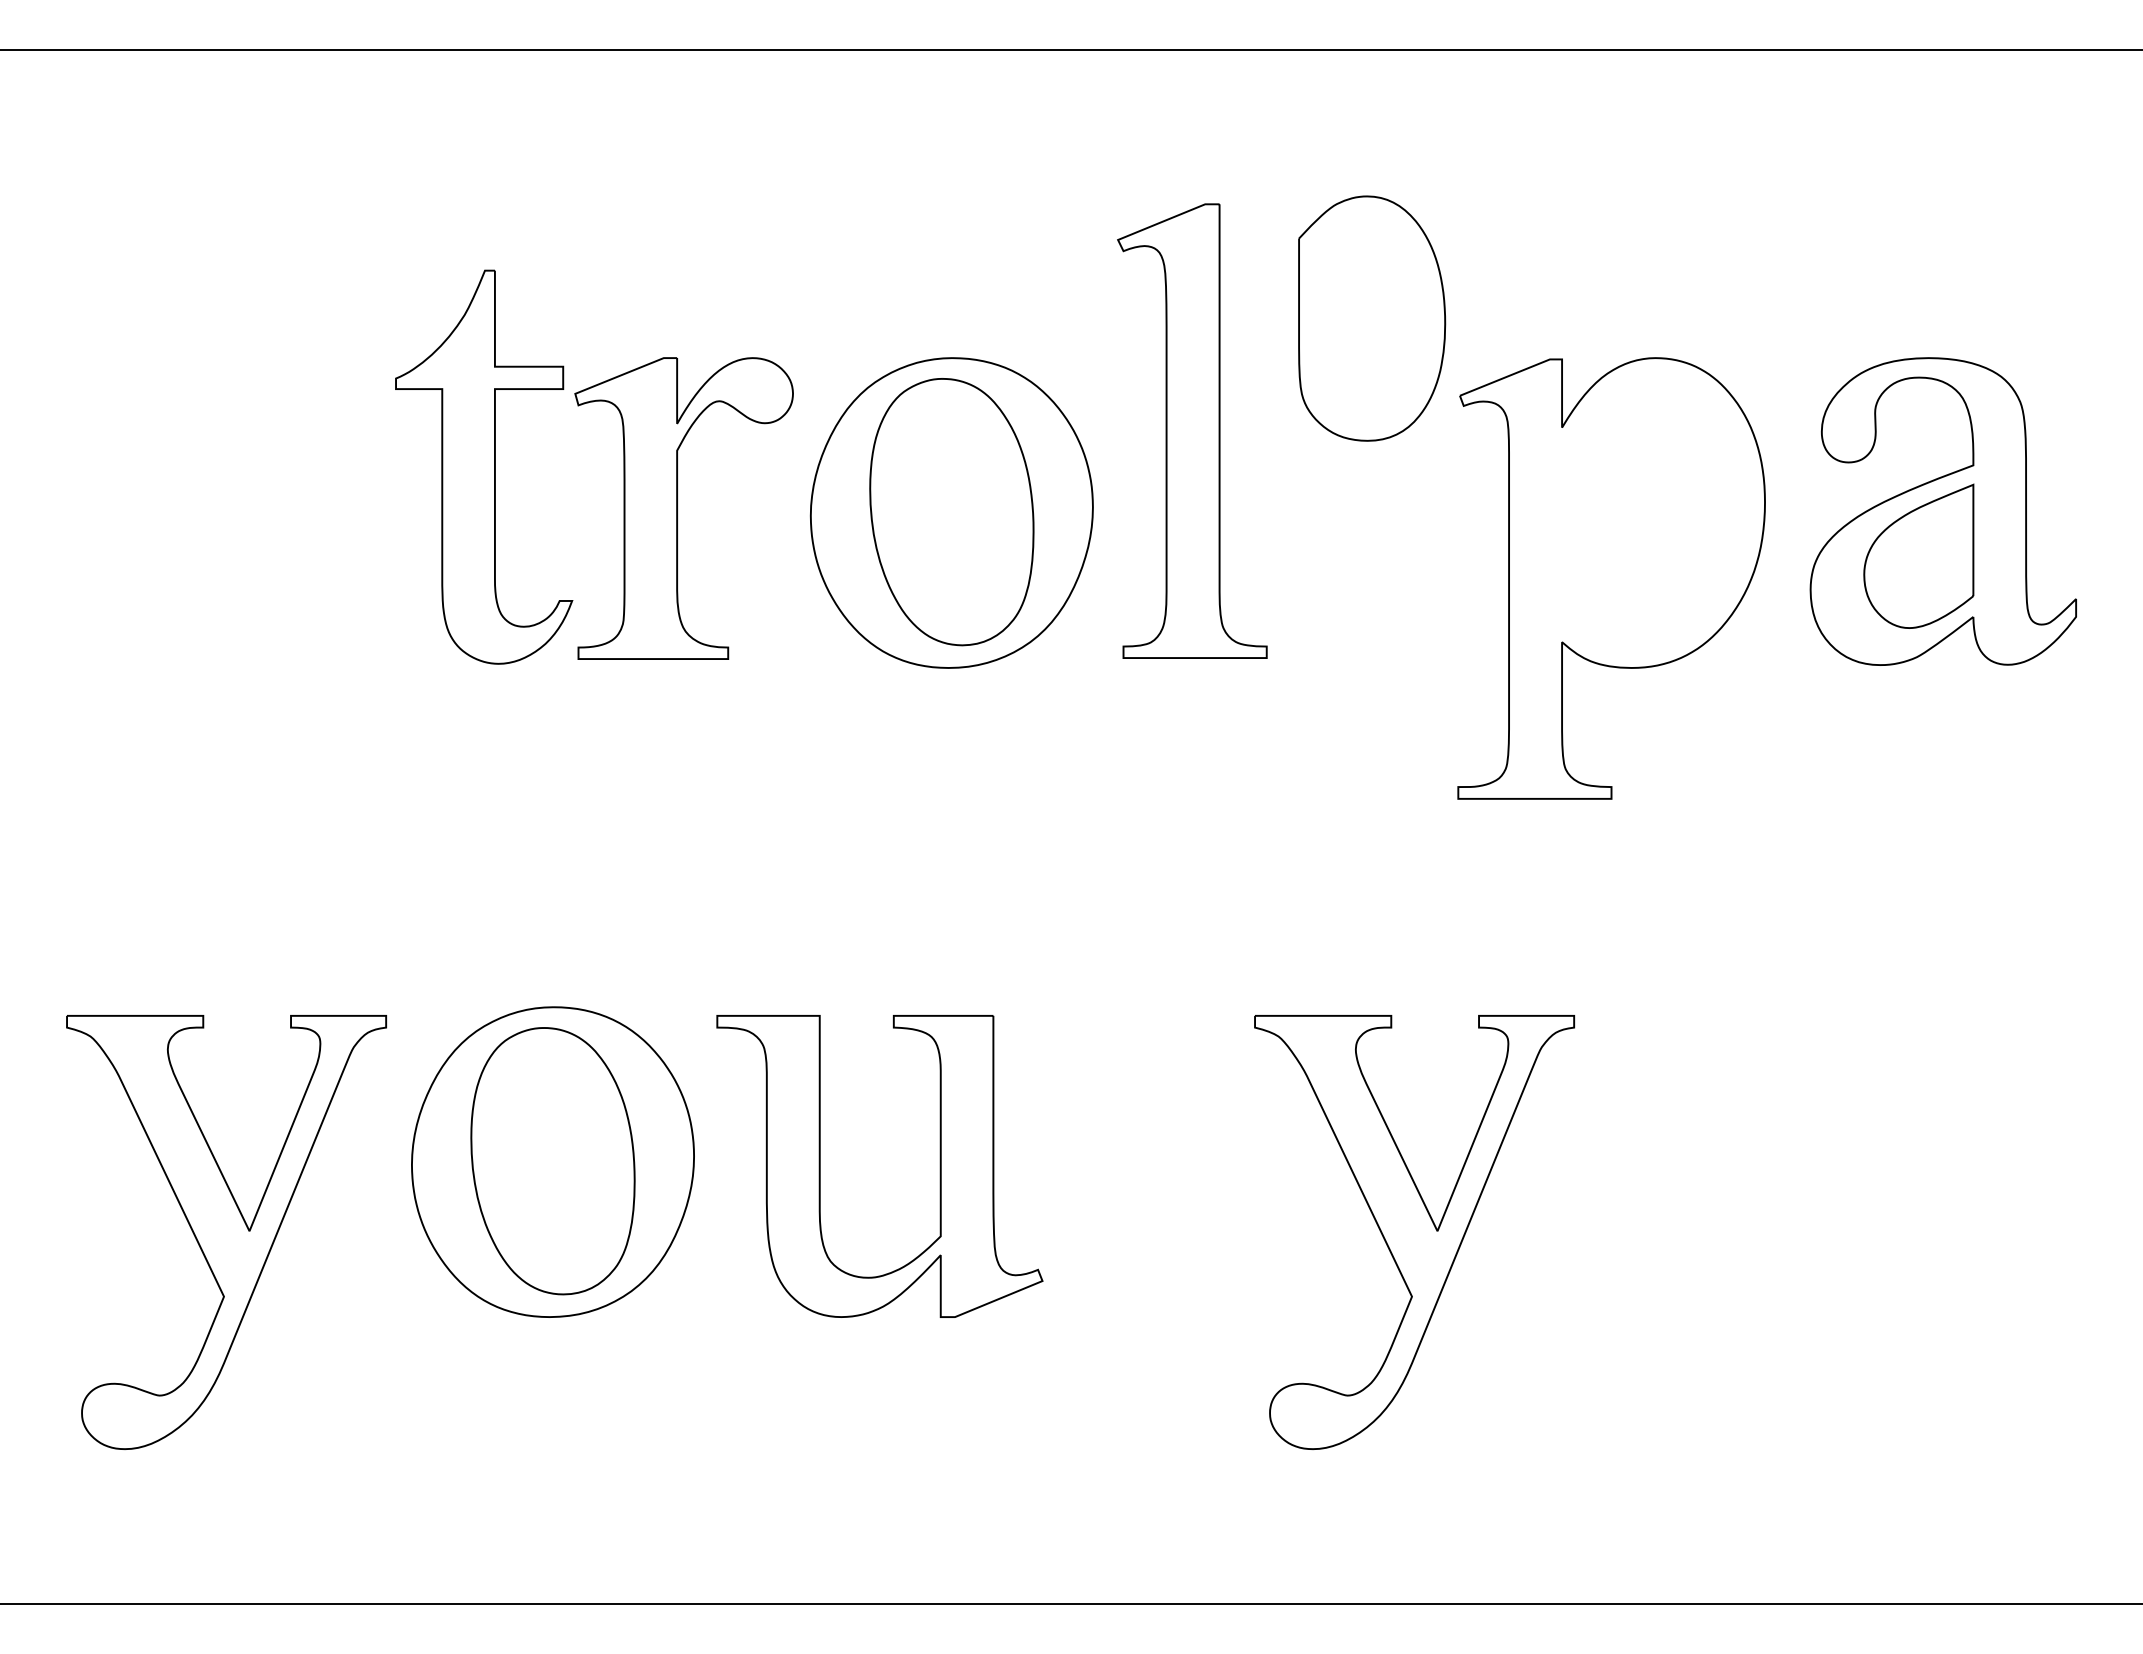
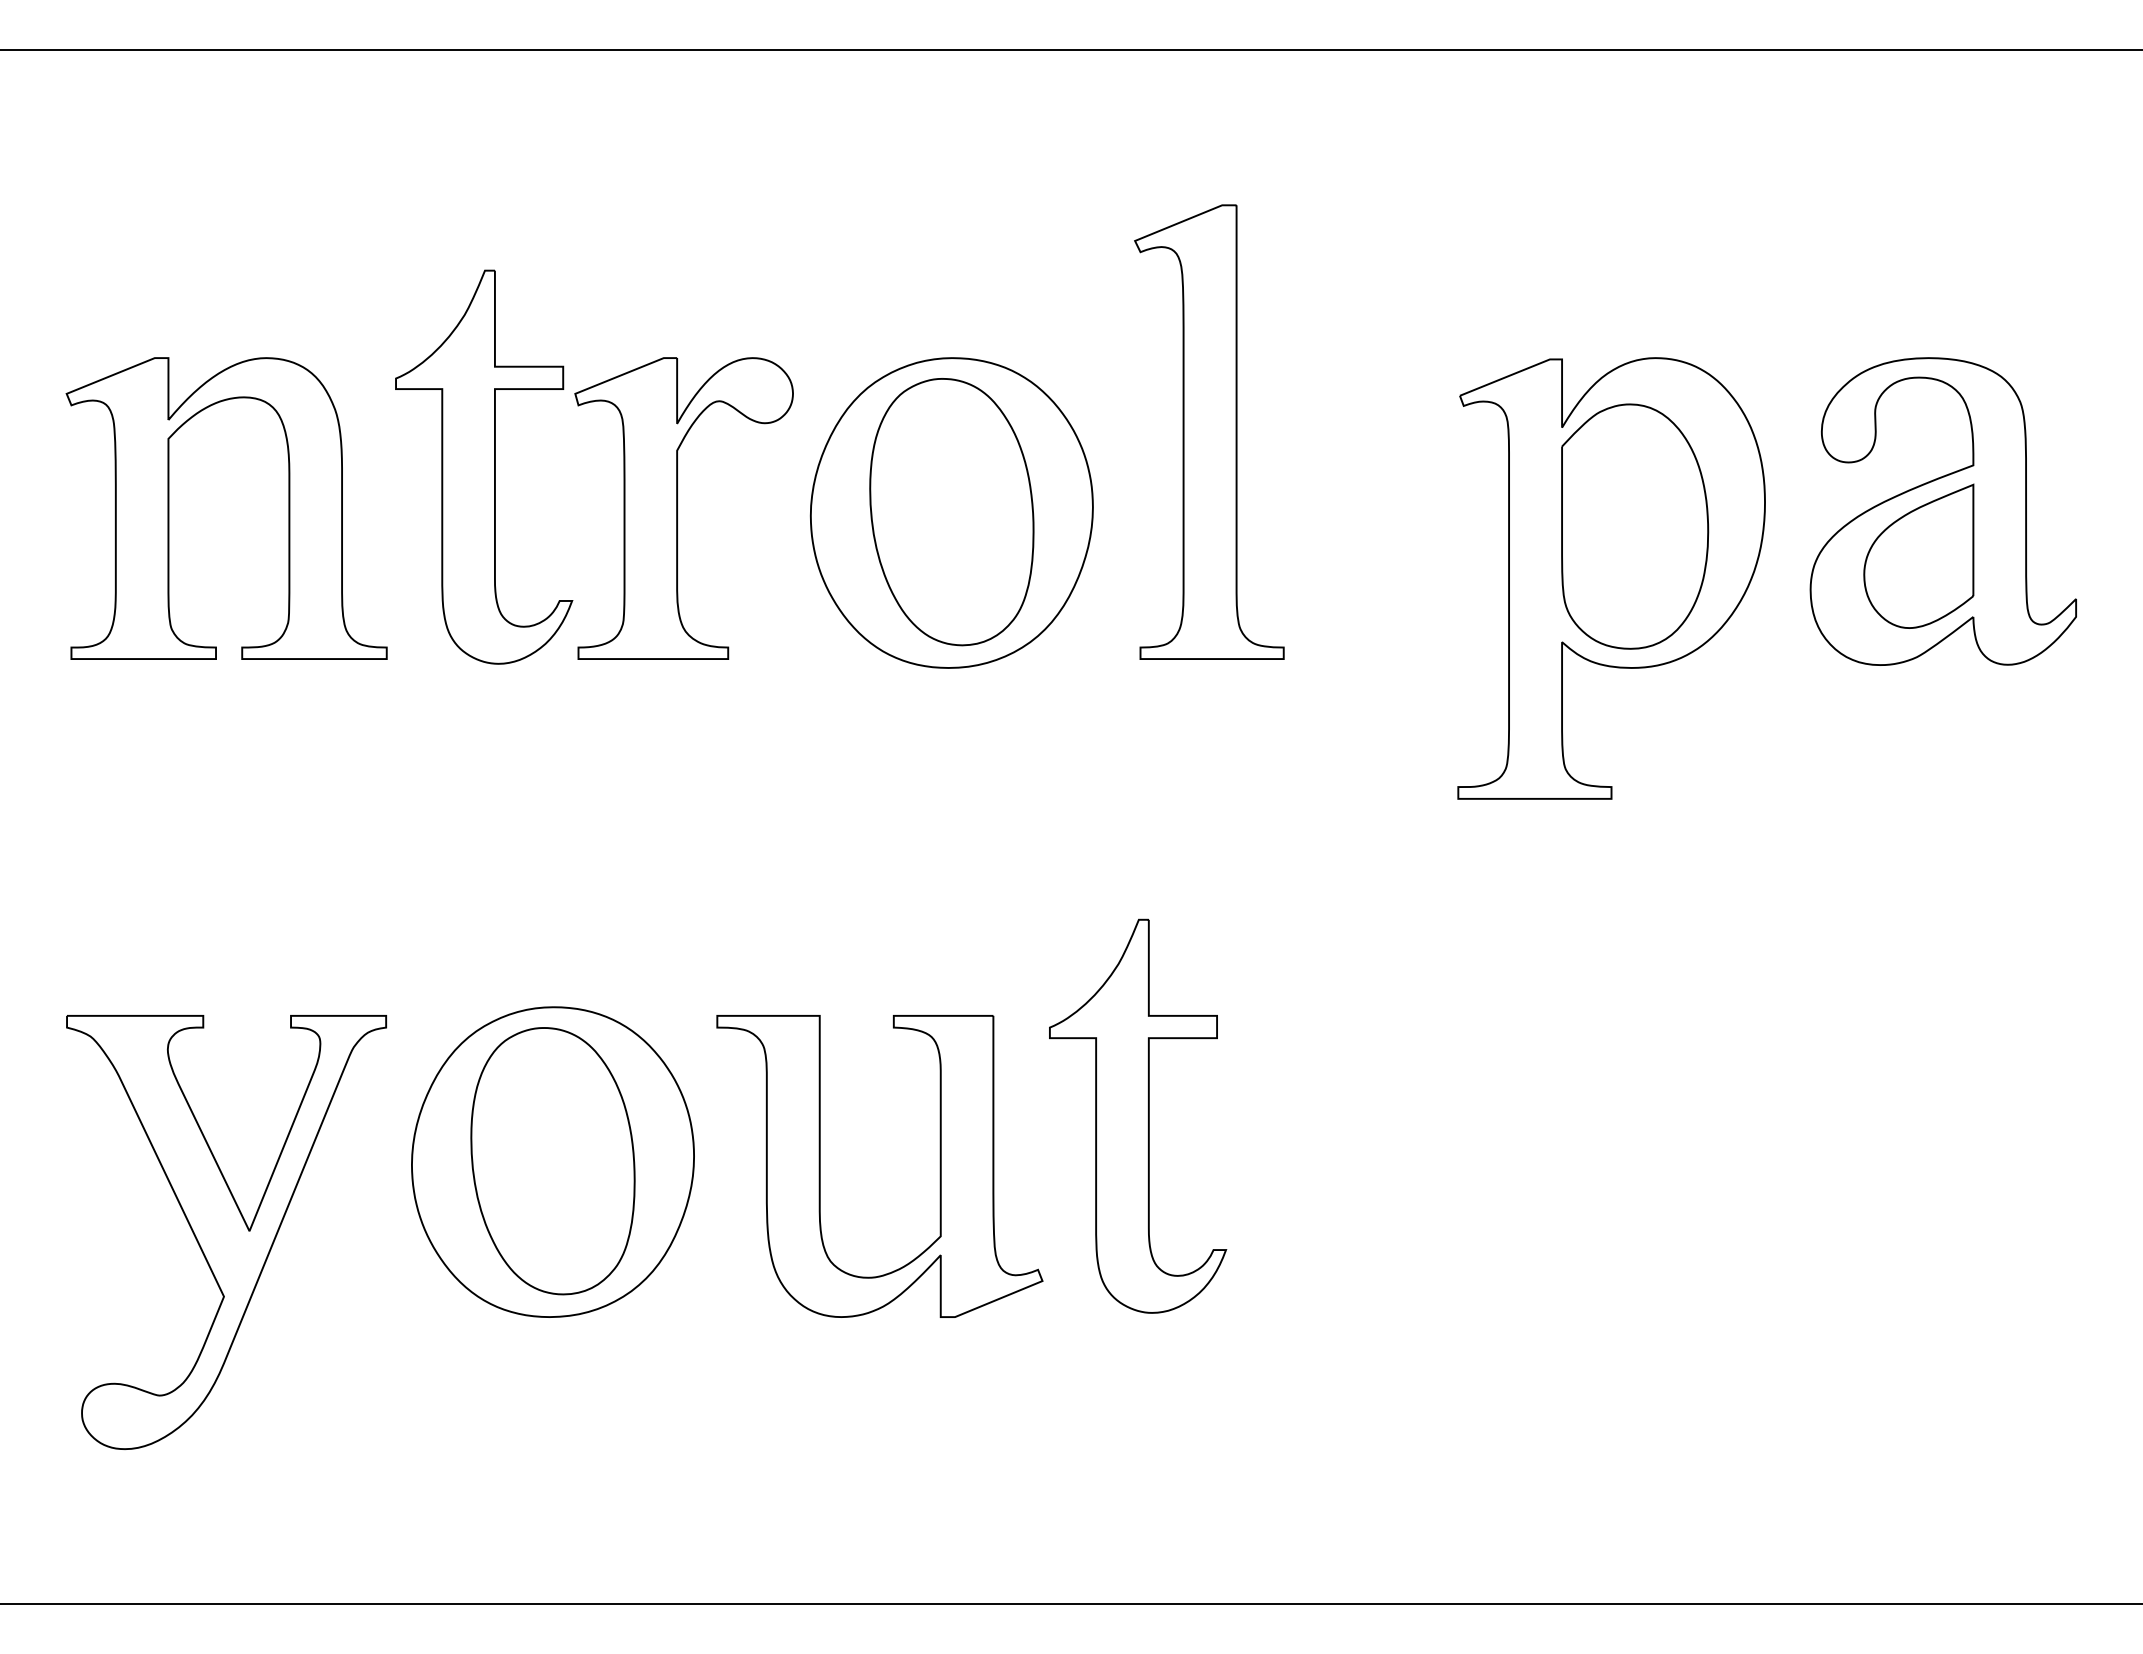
part position: (1372, 318) -> (1635, 526) (1635, 526)
part position: (1192, 430) -> (1209, 431) (1209, 431)
part: none -> present (169, 508)
part: none -> present (1138, 1115)
part: present -> none (1414, 1232)
